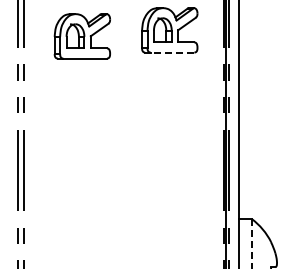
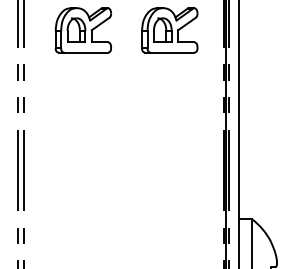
part position: (81, 36) -> (82, 30) (82, 30)
line: dashed -> solid (172, 52)
line: dashed -> solid (251, 243)
